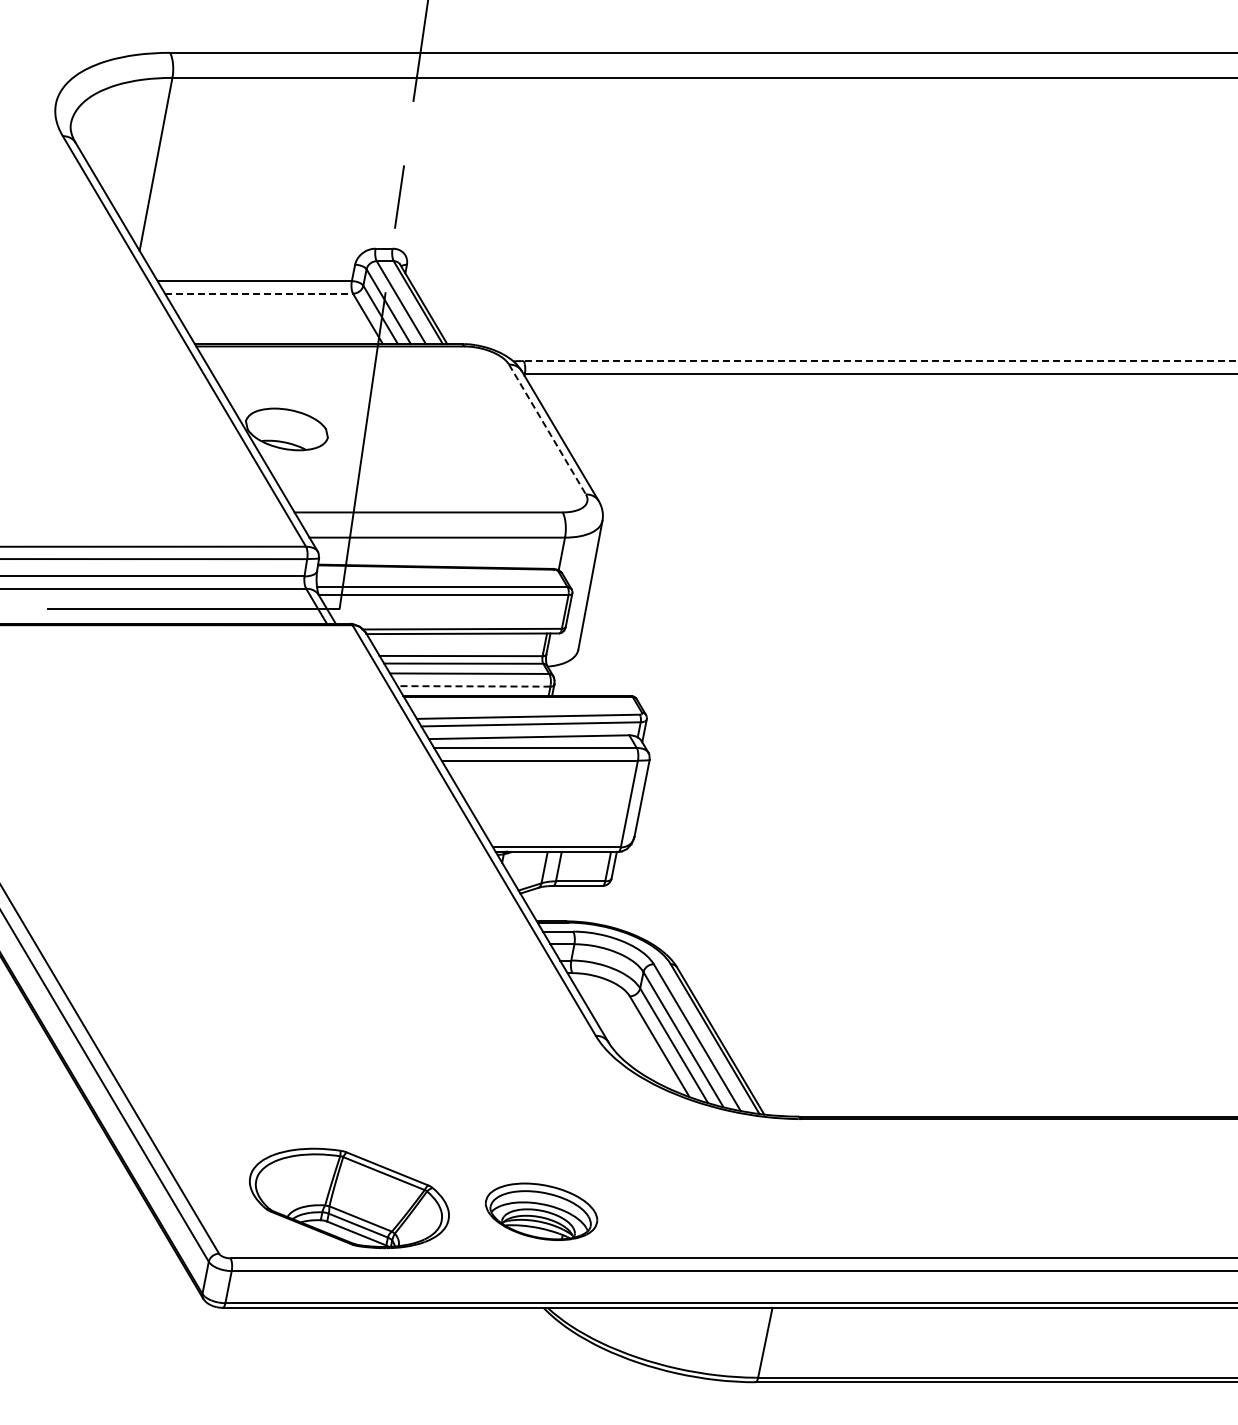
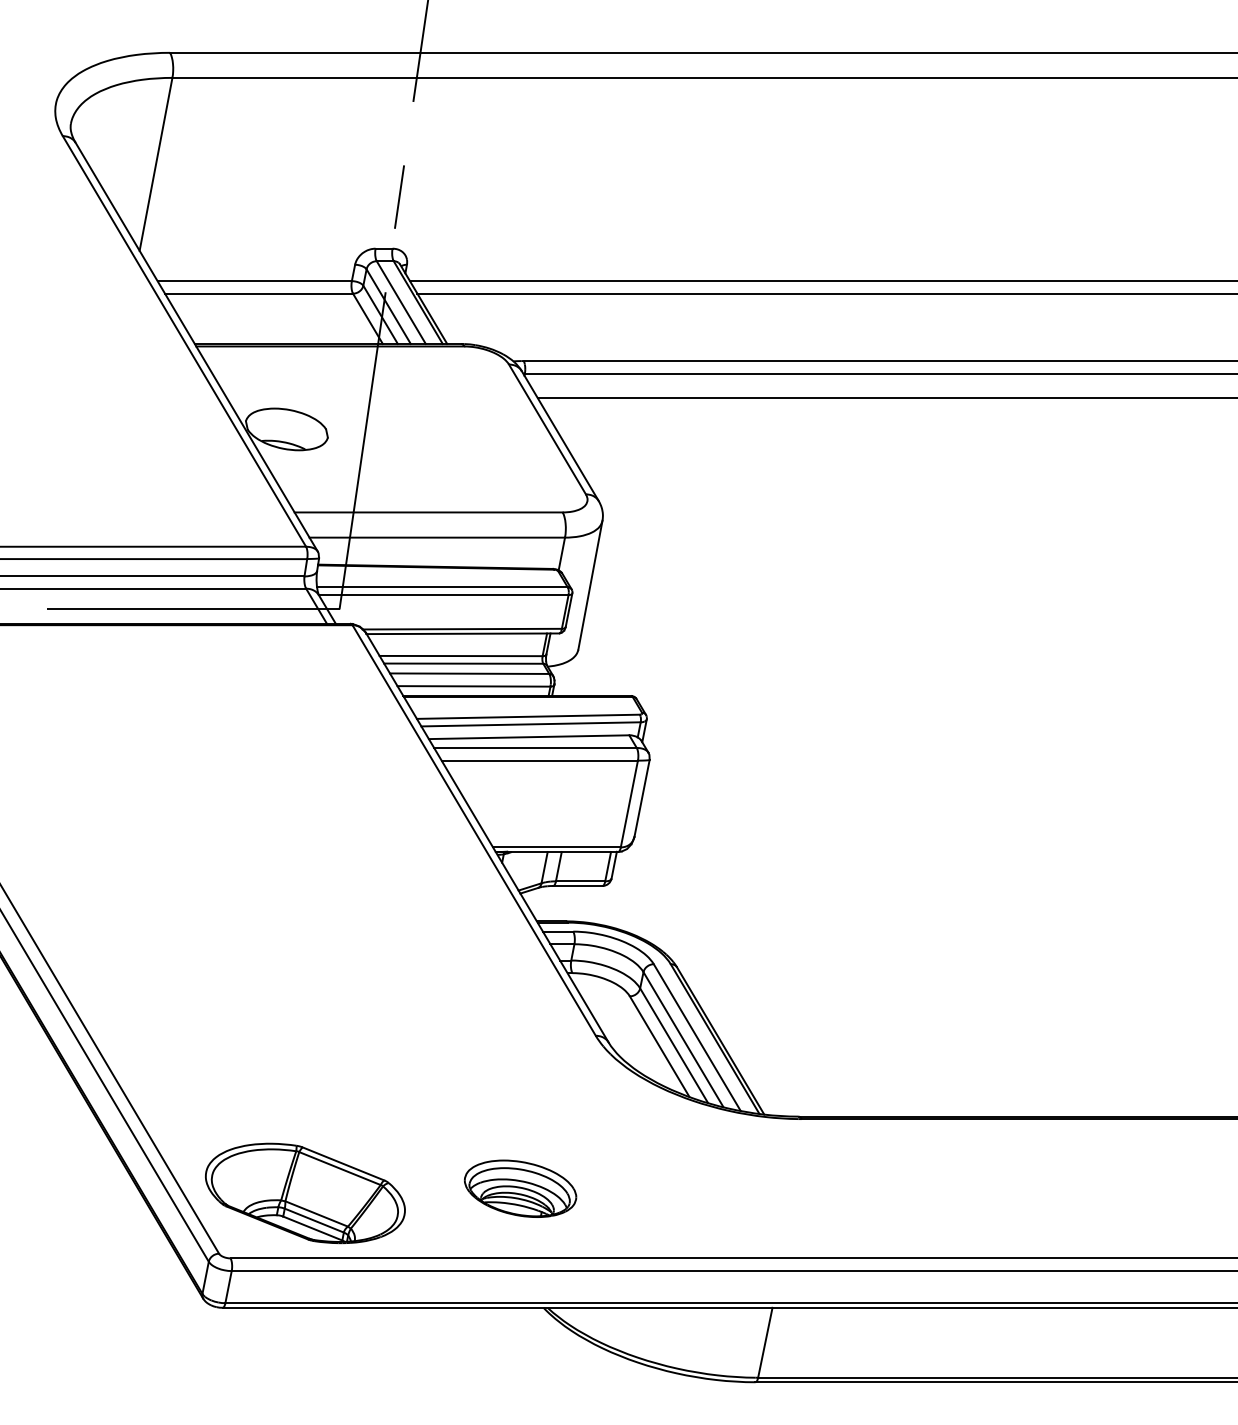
line: none -> present (822, 281)
line: dashed -> solid (259, 293)
line: none -> present (825, 293)
line: dashed -> solid (880, 361)
line: none -> present (885, 397)
line: dashed -> solid (547, 429)
line: dashed -> solid (473, 686)
part position: (349, 1198) -> (305, 1193) (305, 1193)
part position: (541, 1211) -> (520, 1188) (520, 1188)
